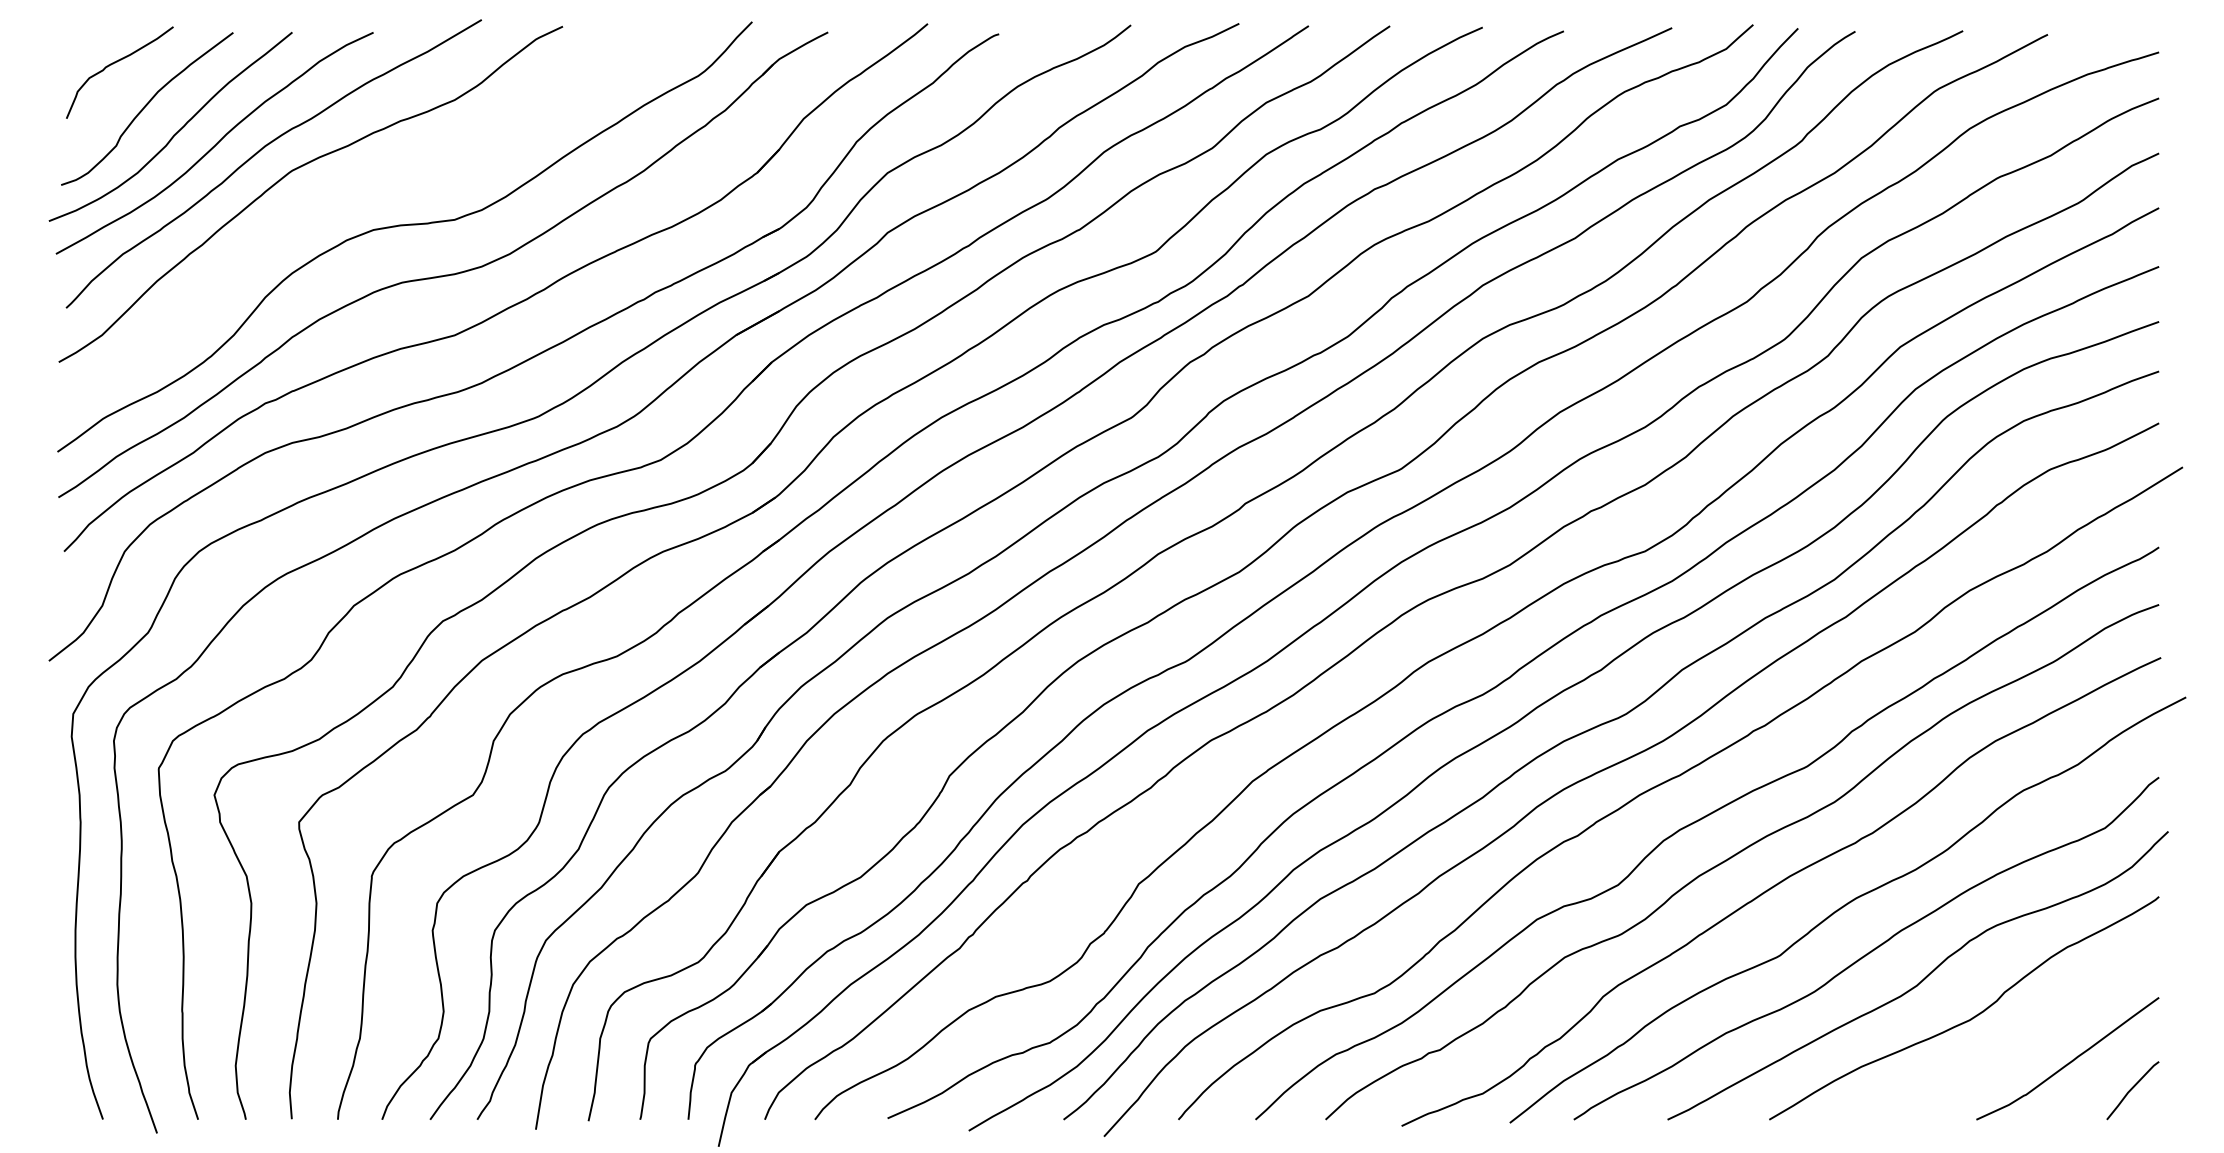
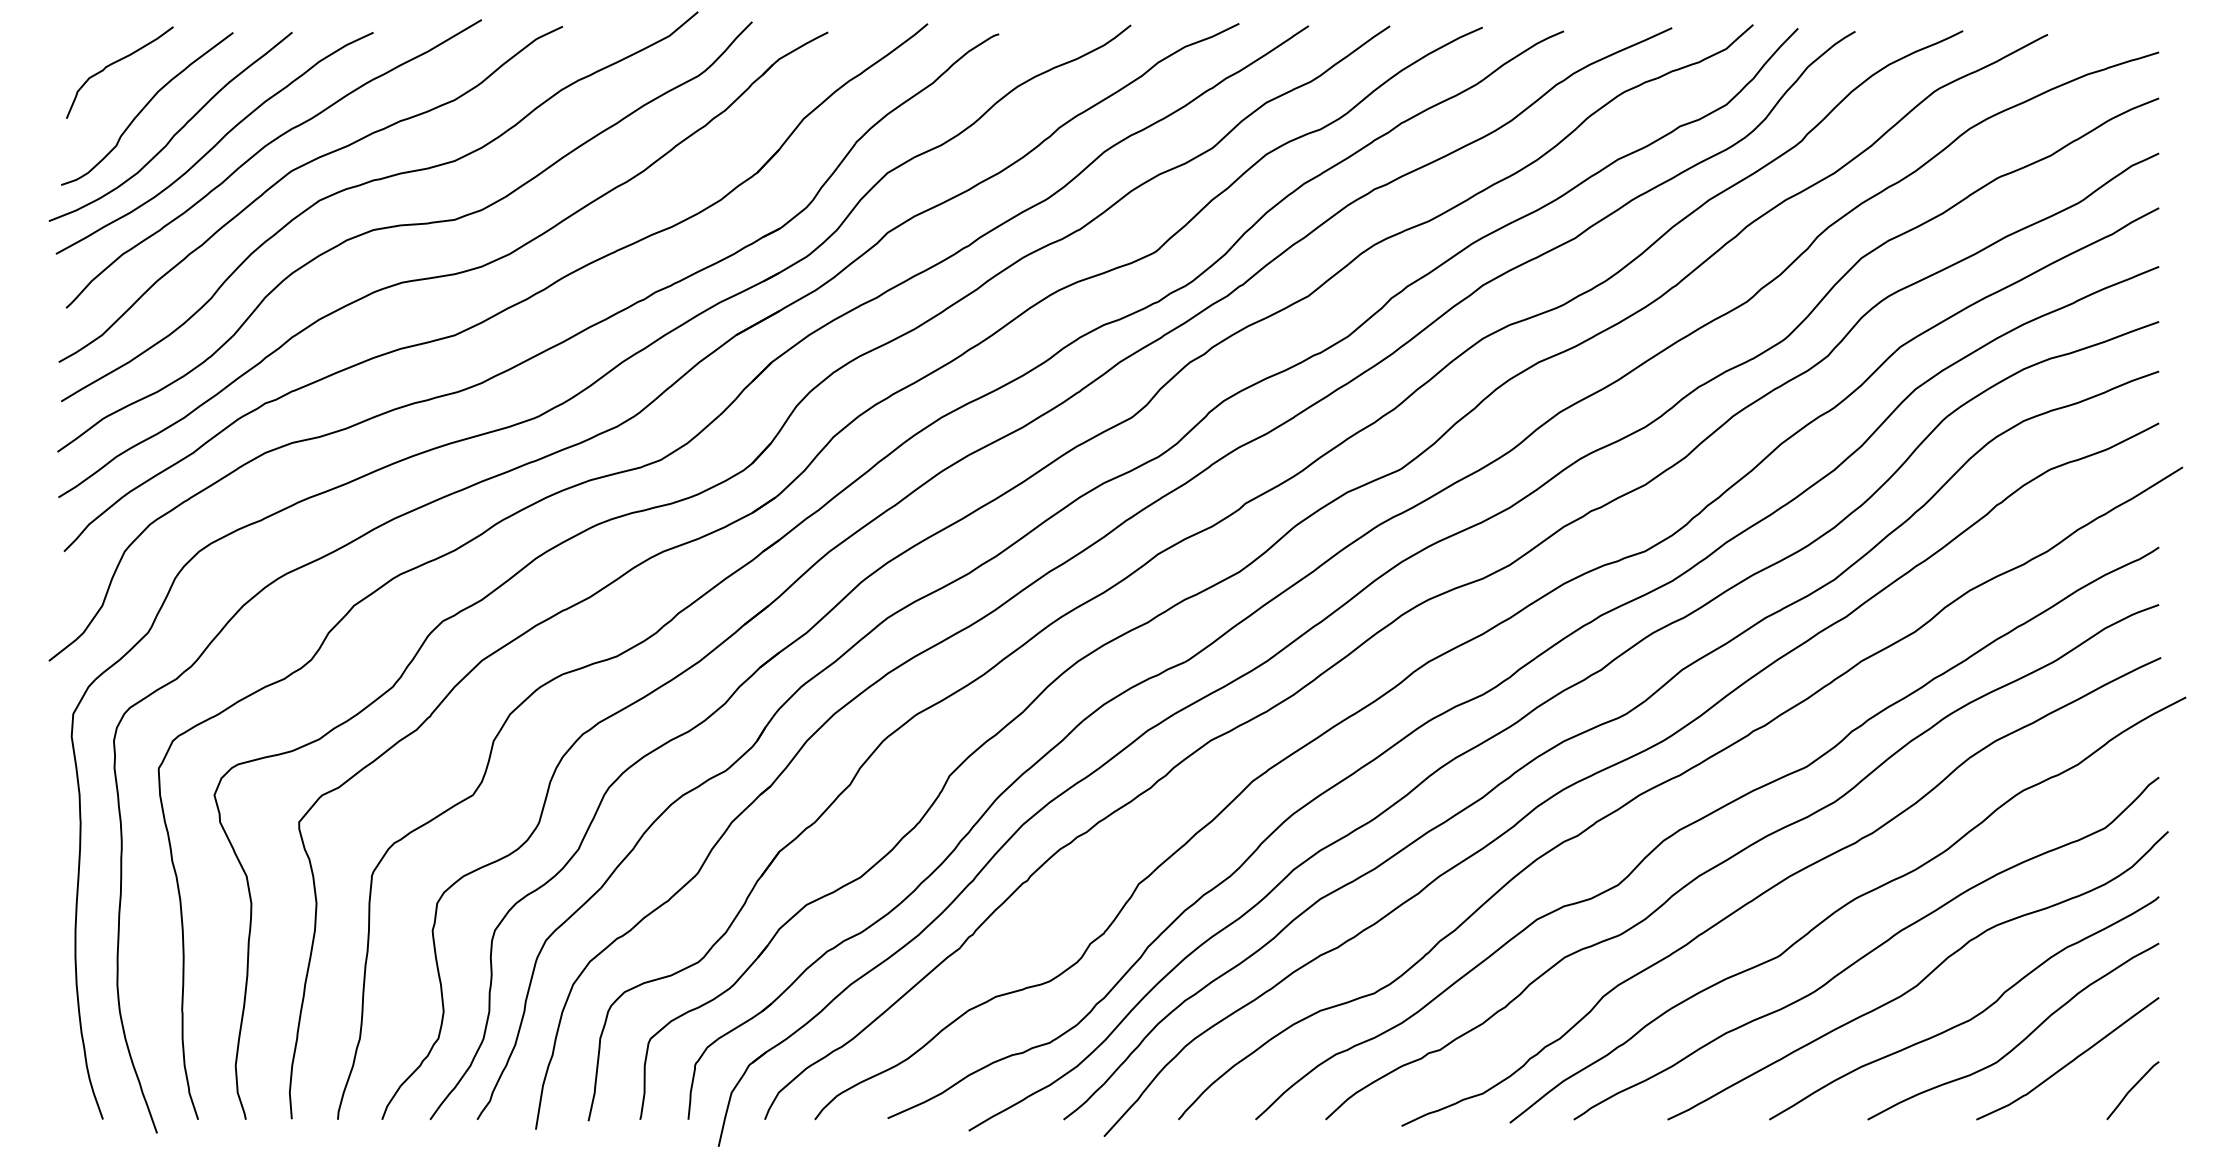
curve: none -> present (371, 182)
curve: none -> present (2021, 1040)
